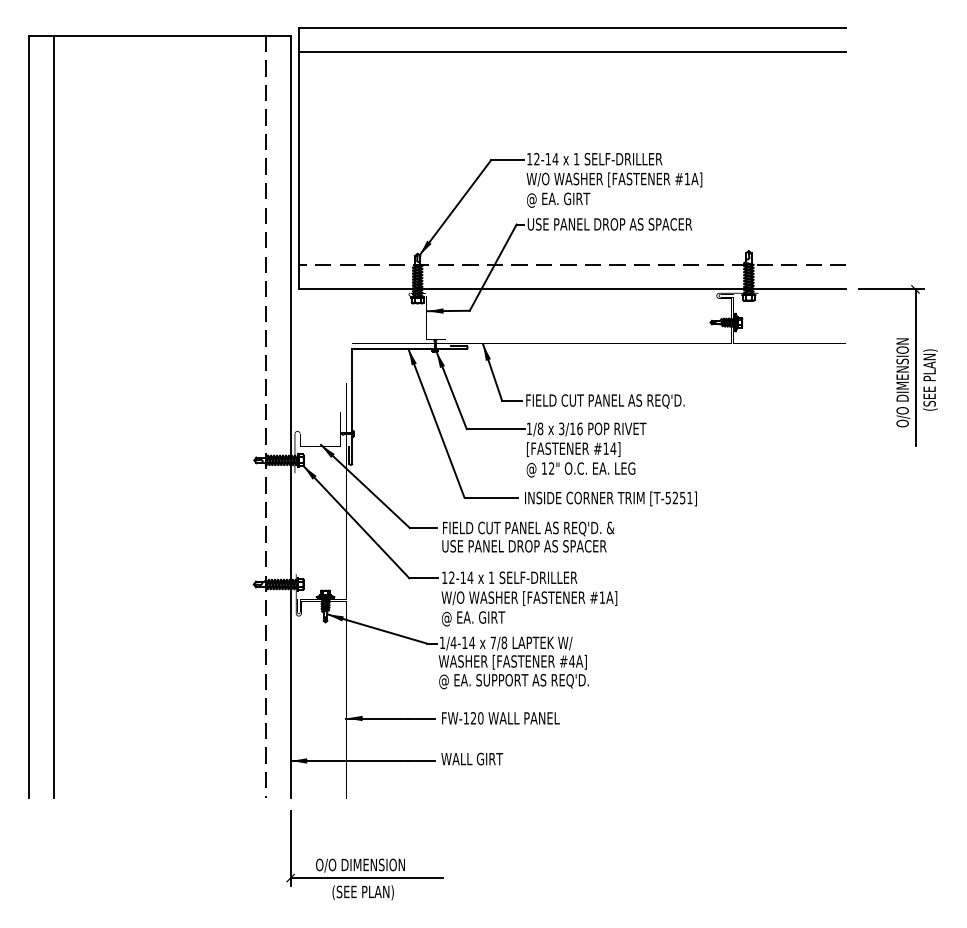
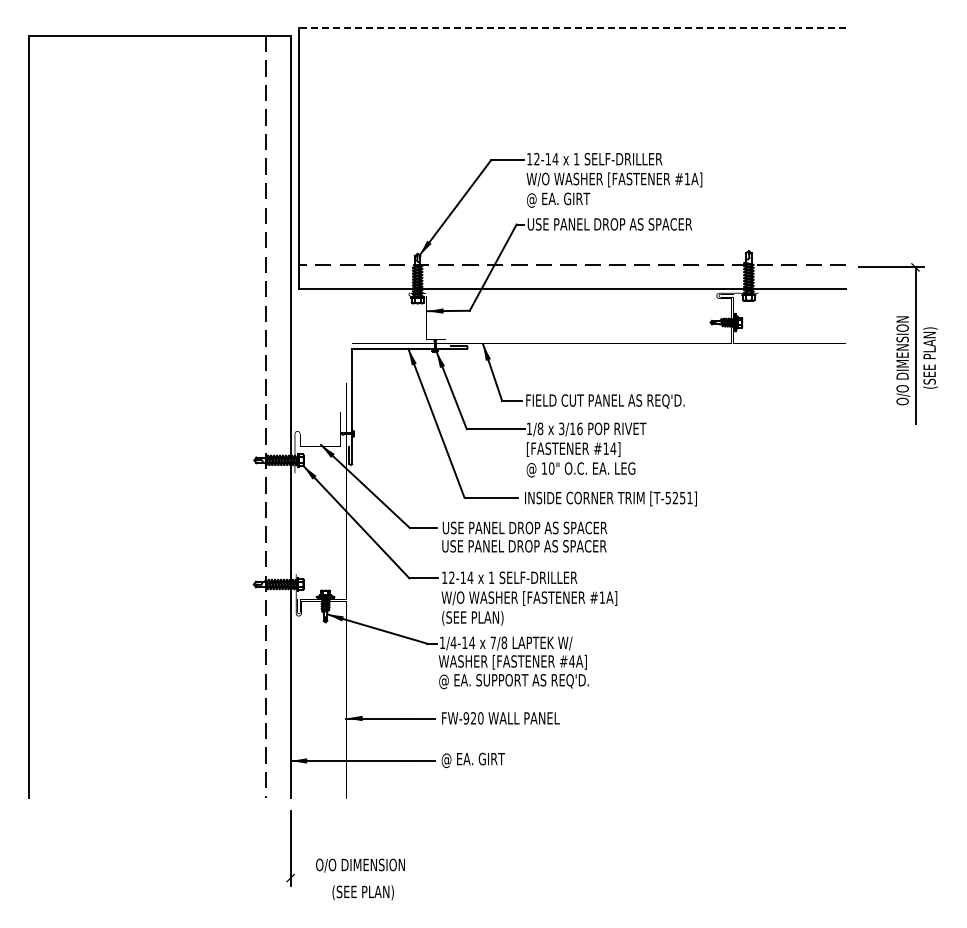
line: solid -> dashed (572, 27)
line: present -> none (572, 52)
part position: (897, 365) -> (897, 343) (897, 343)
line: present -> none (53, 416)
text: 12" -> 10" (551, 468)
text: FIELD CUT PANEL AS REQ'D. & -> USE PANEL DROP AS SPACER (528, 528)
text: @ EA. GIRT -> (SEE PLAN) (473, 618)
text: FW-120 -> FW-920 (466, 718)
text: WALL GIRT -> @ EA. GIRT (472, 760)
line: present -> none (366, 878)
